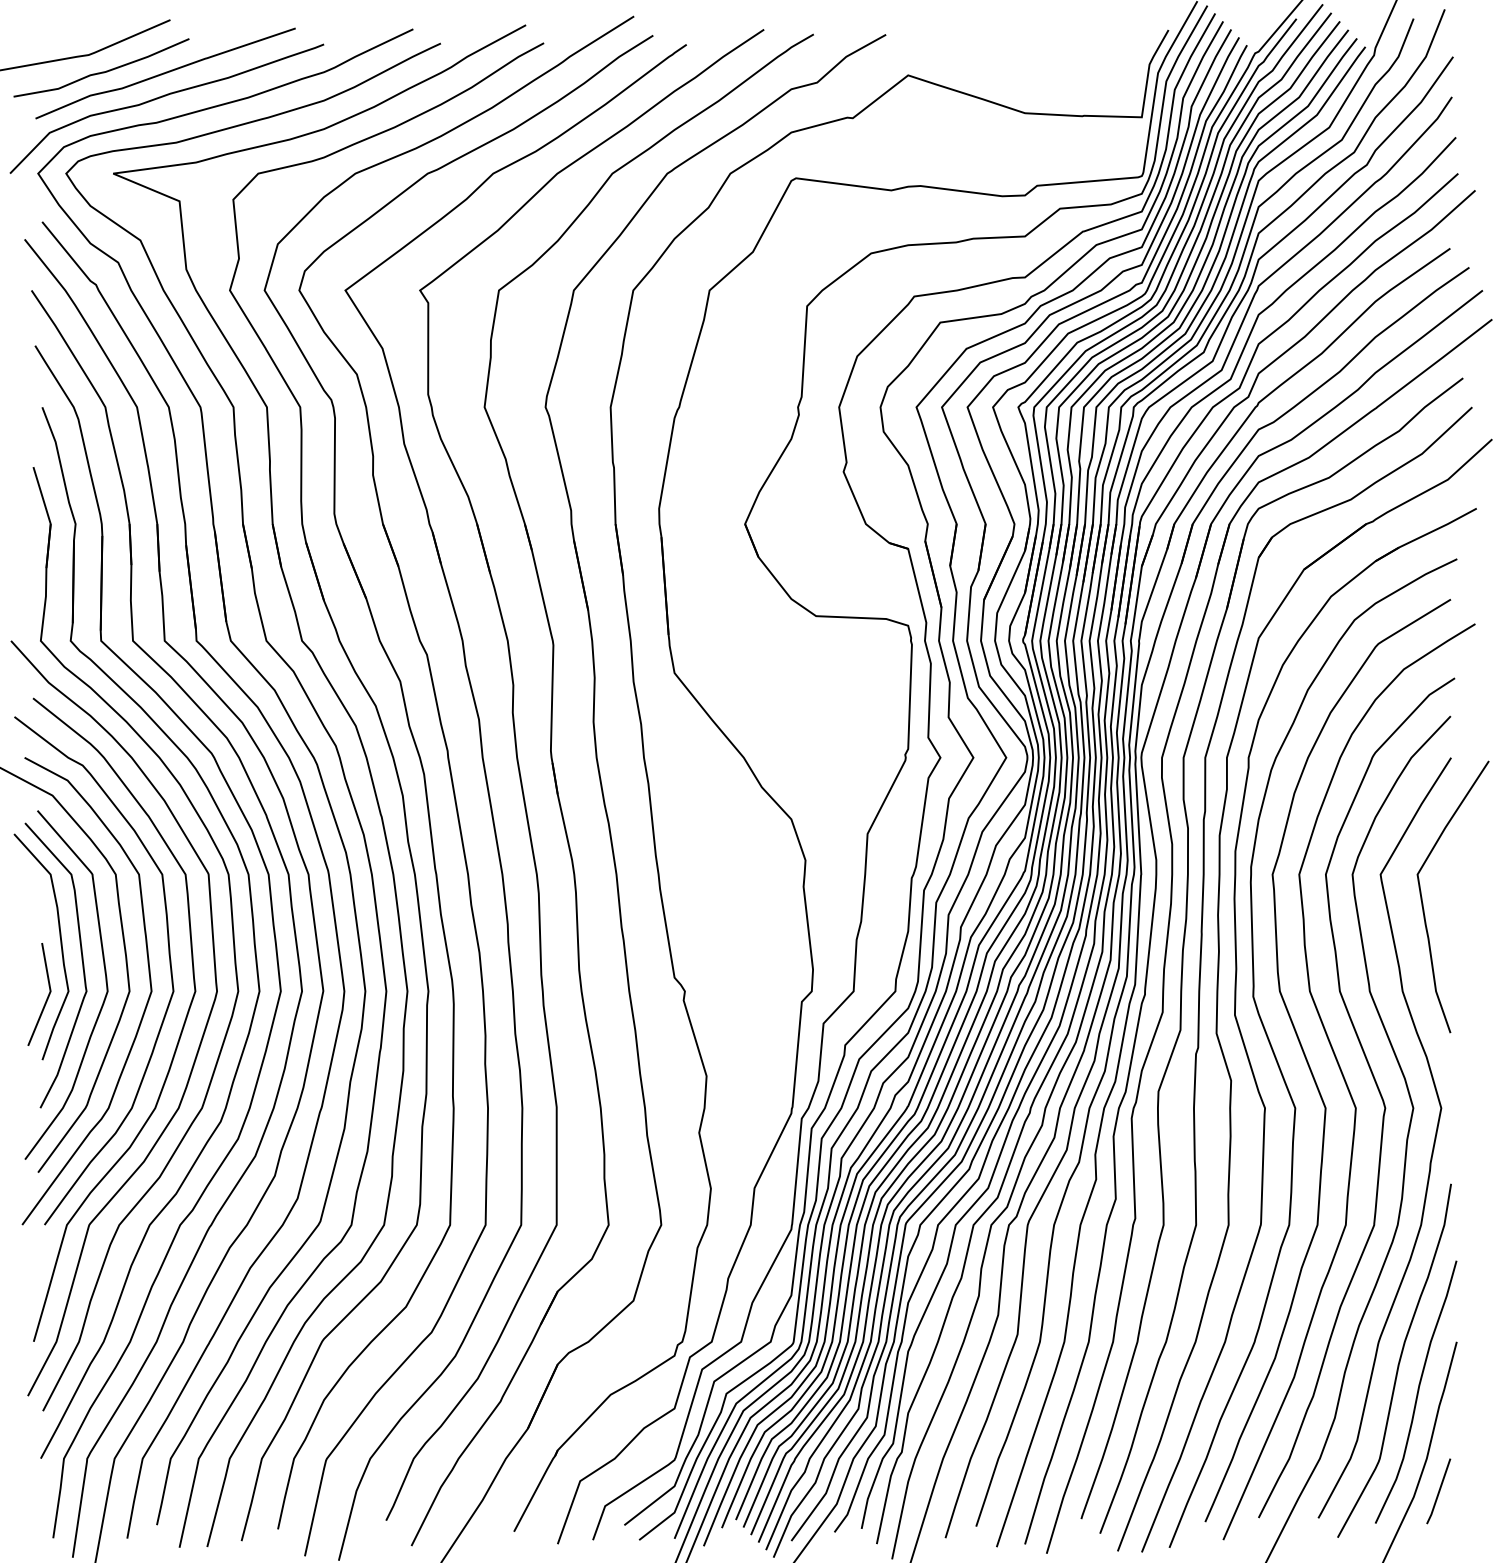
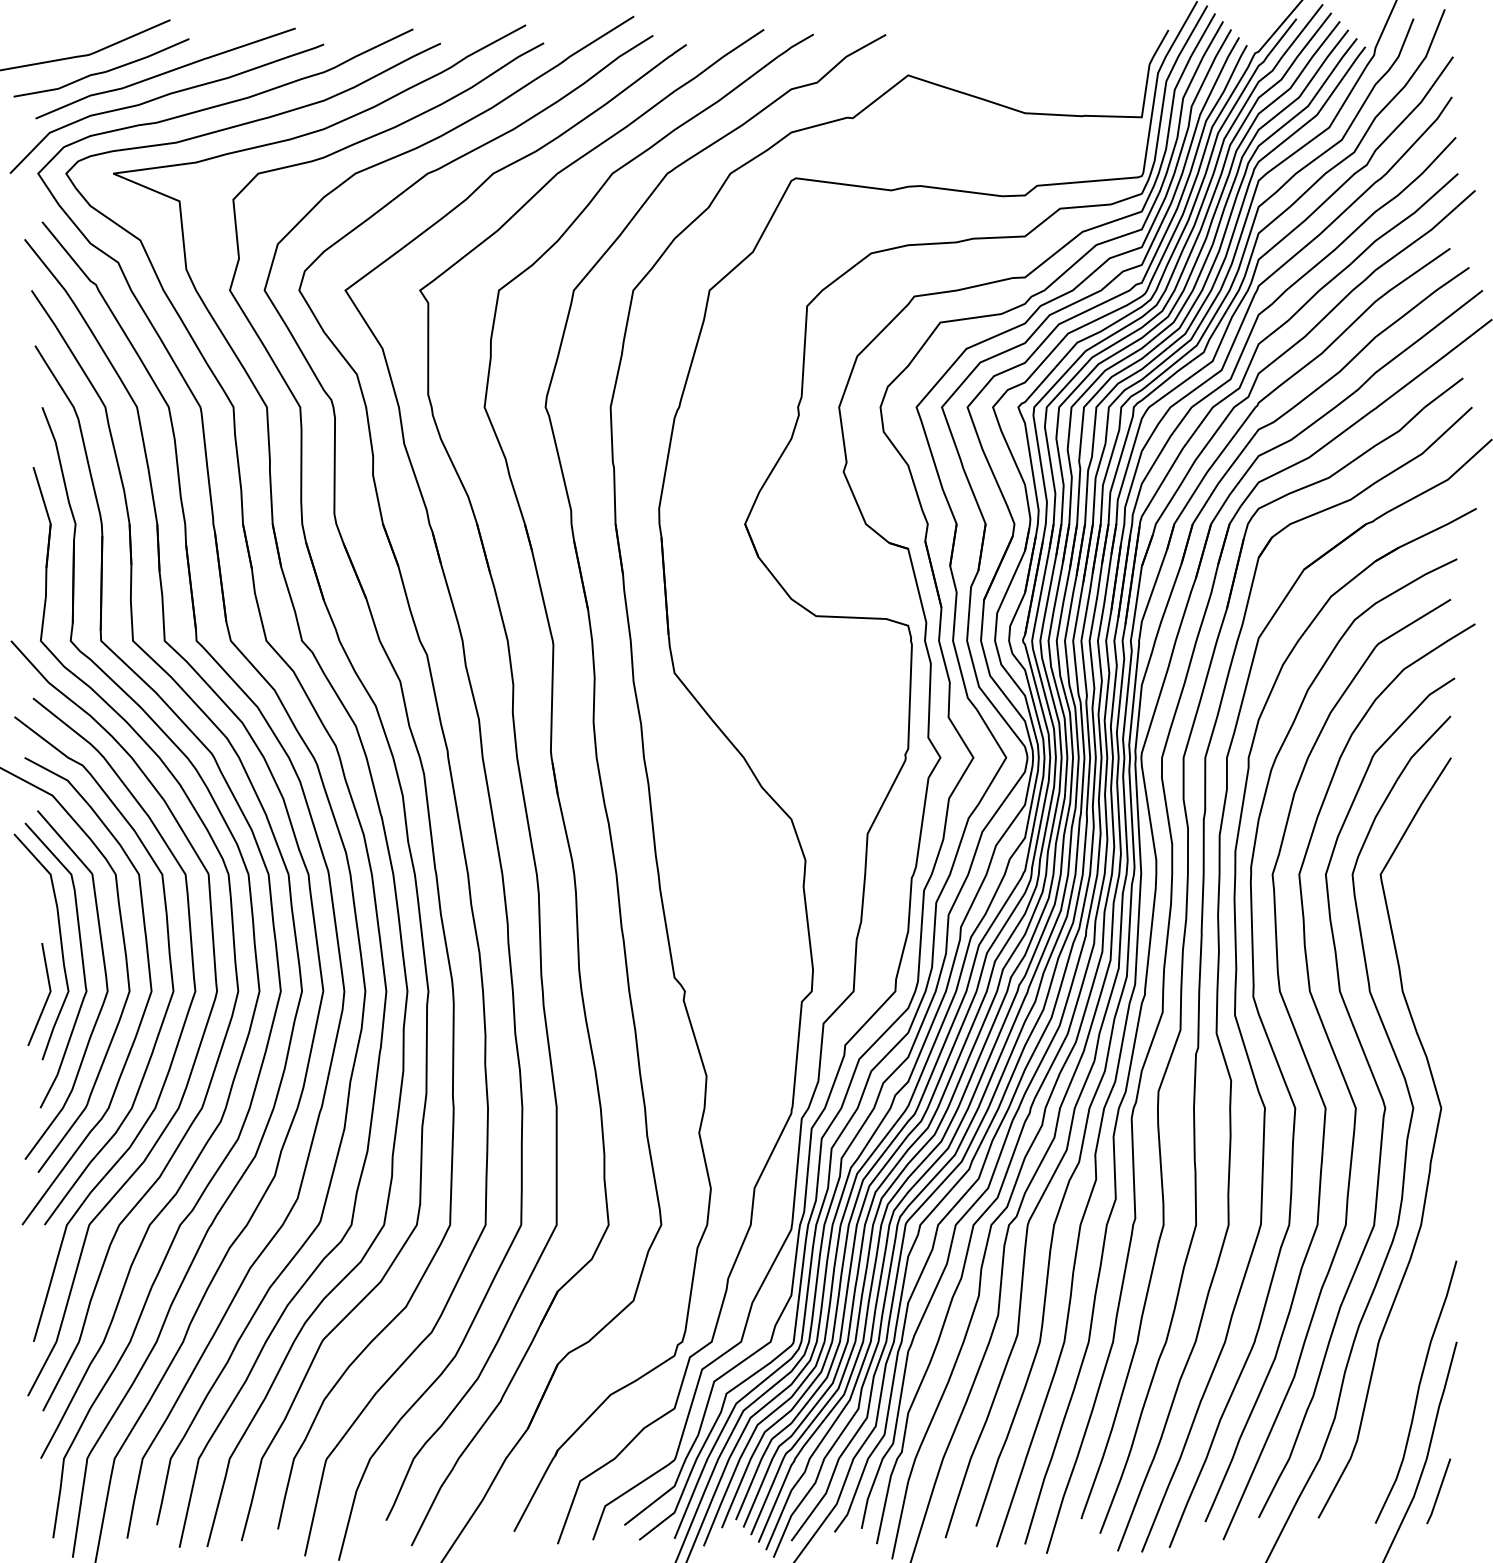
curve: present -> none (1423, 903)
curve: present -> none (1398, 1360)
